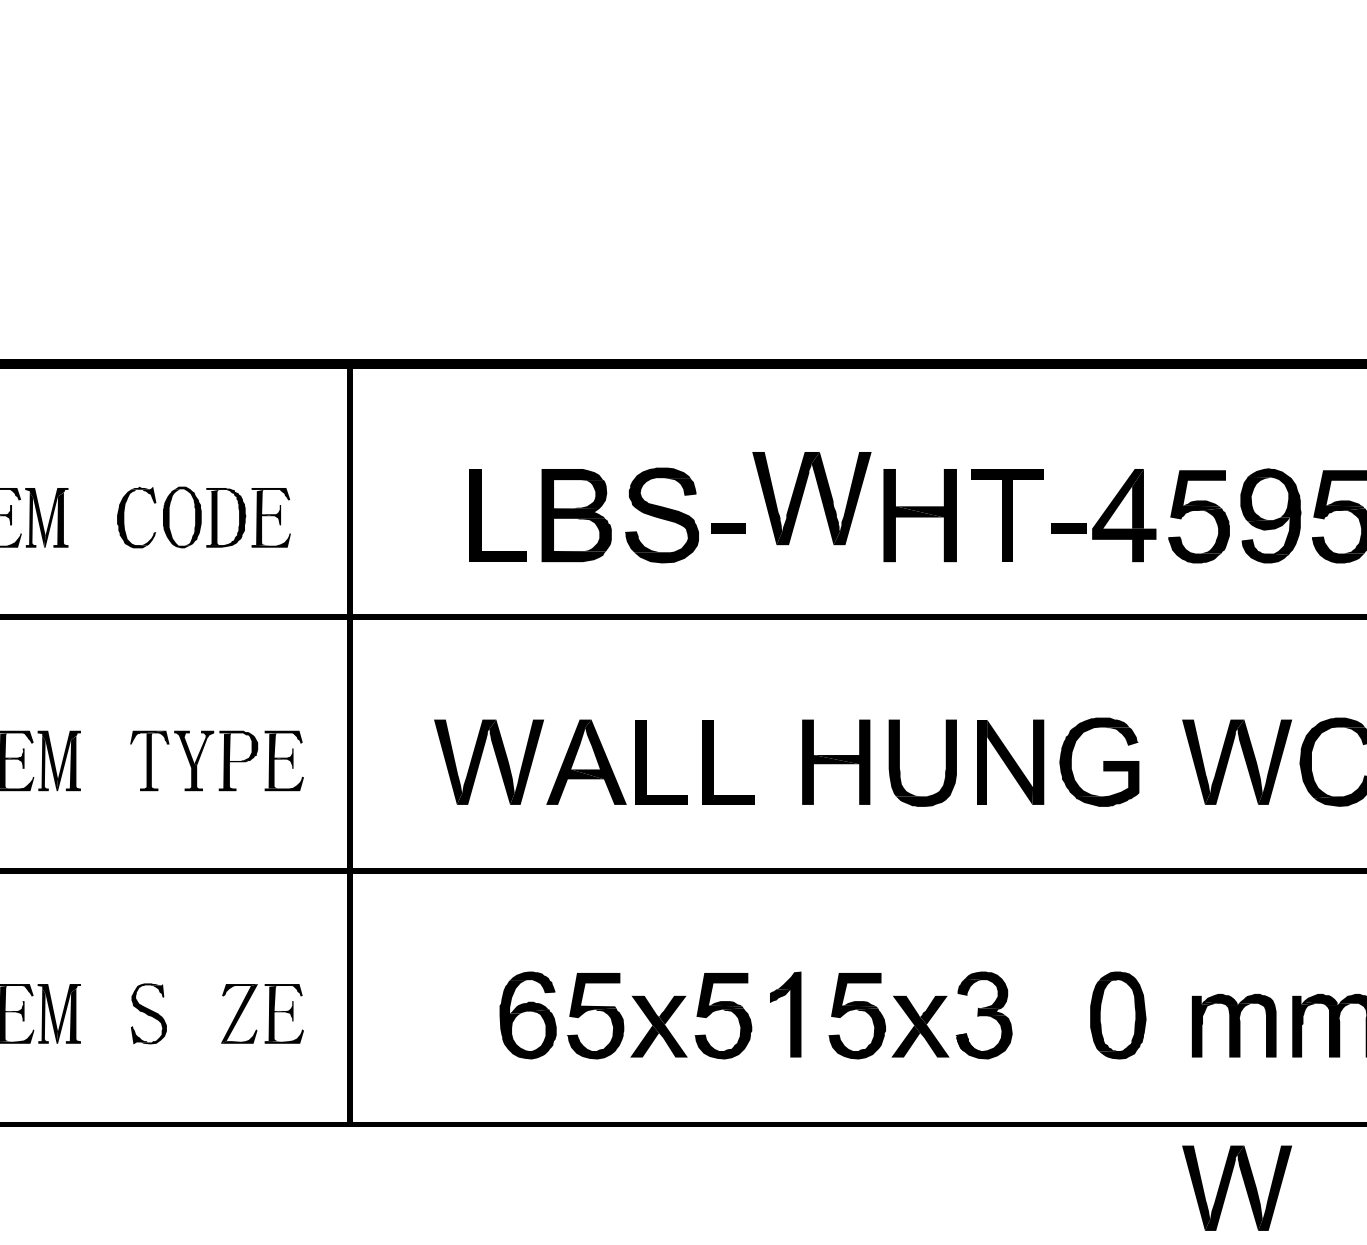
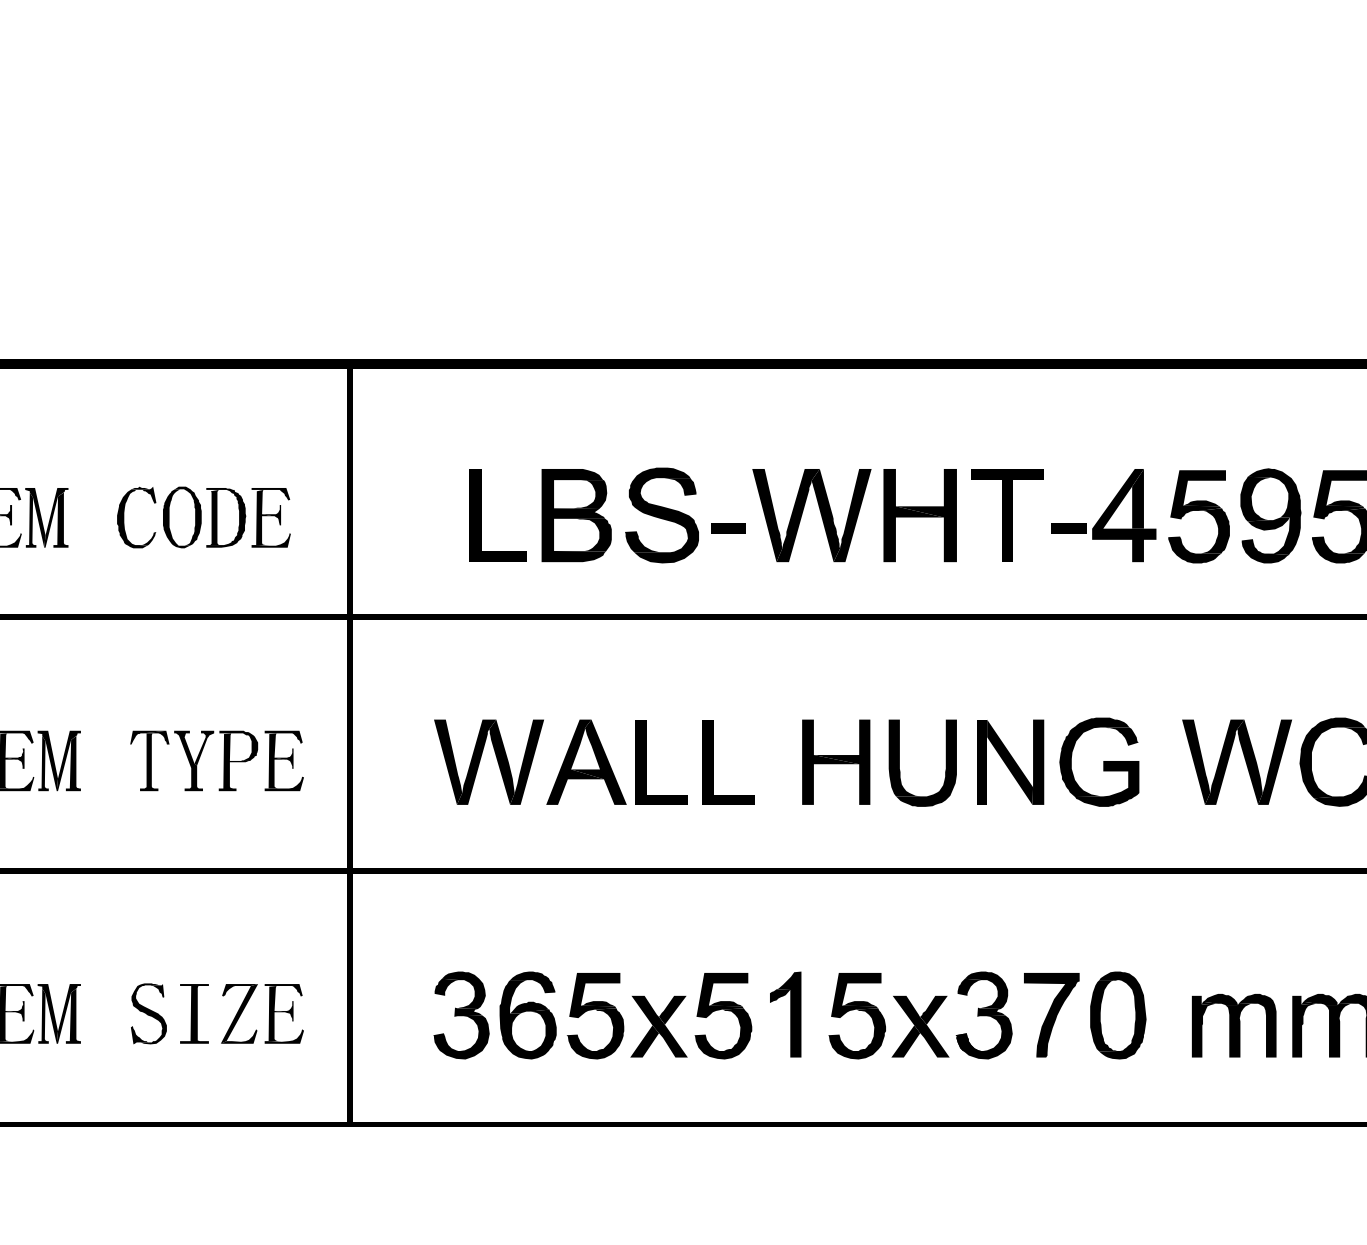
part position: (803, 494) -> (803, 511) (803, 511)
fill: none -> present (597, 1003)
fill: none -> present (194, 1013)
part: none -> present (461, 1015)
part: none -> present (1051, 1015)
part: present -> none (1229, 1184)
